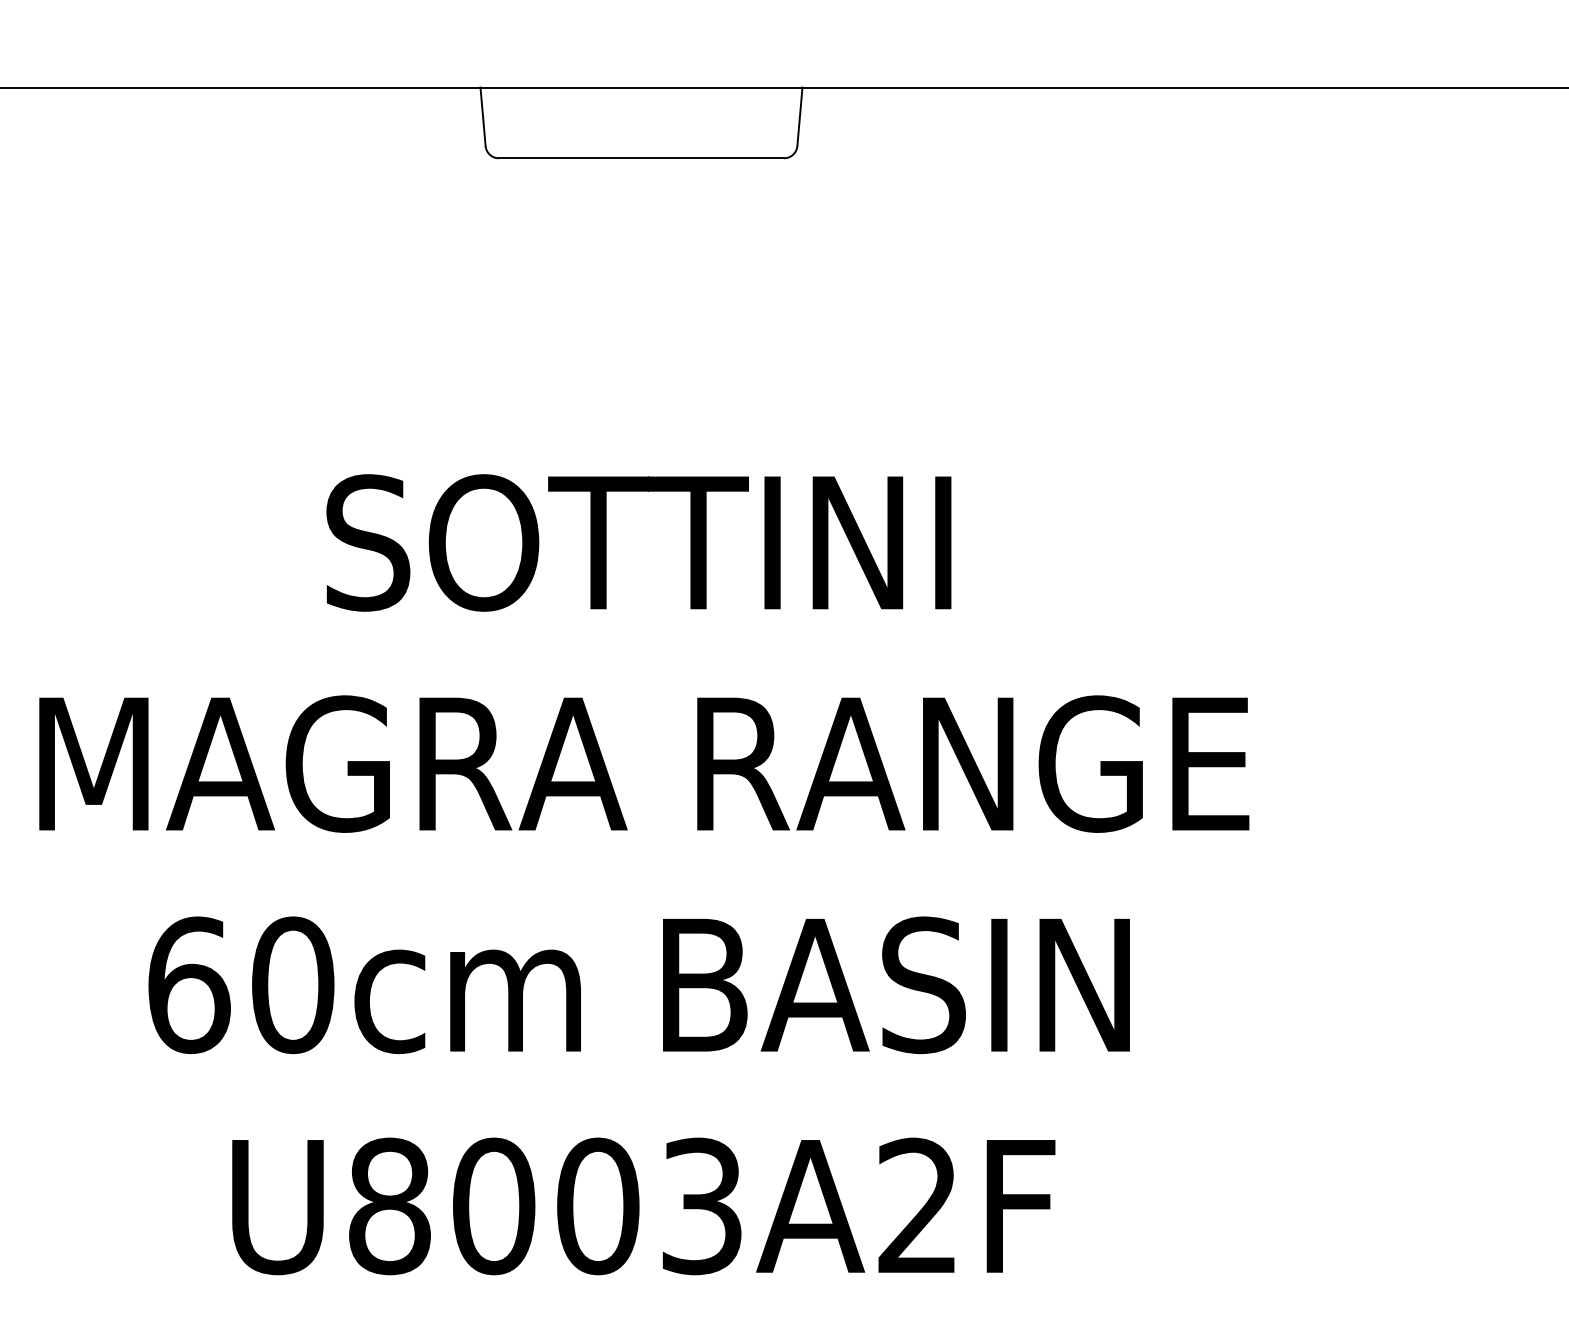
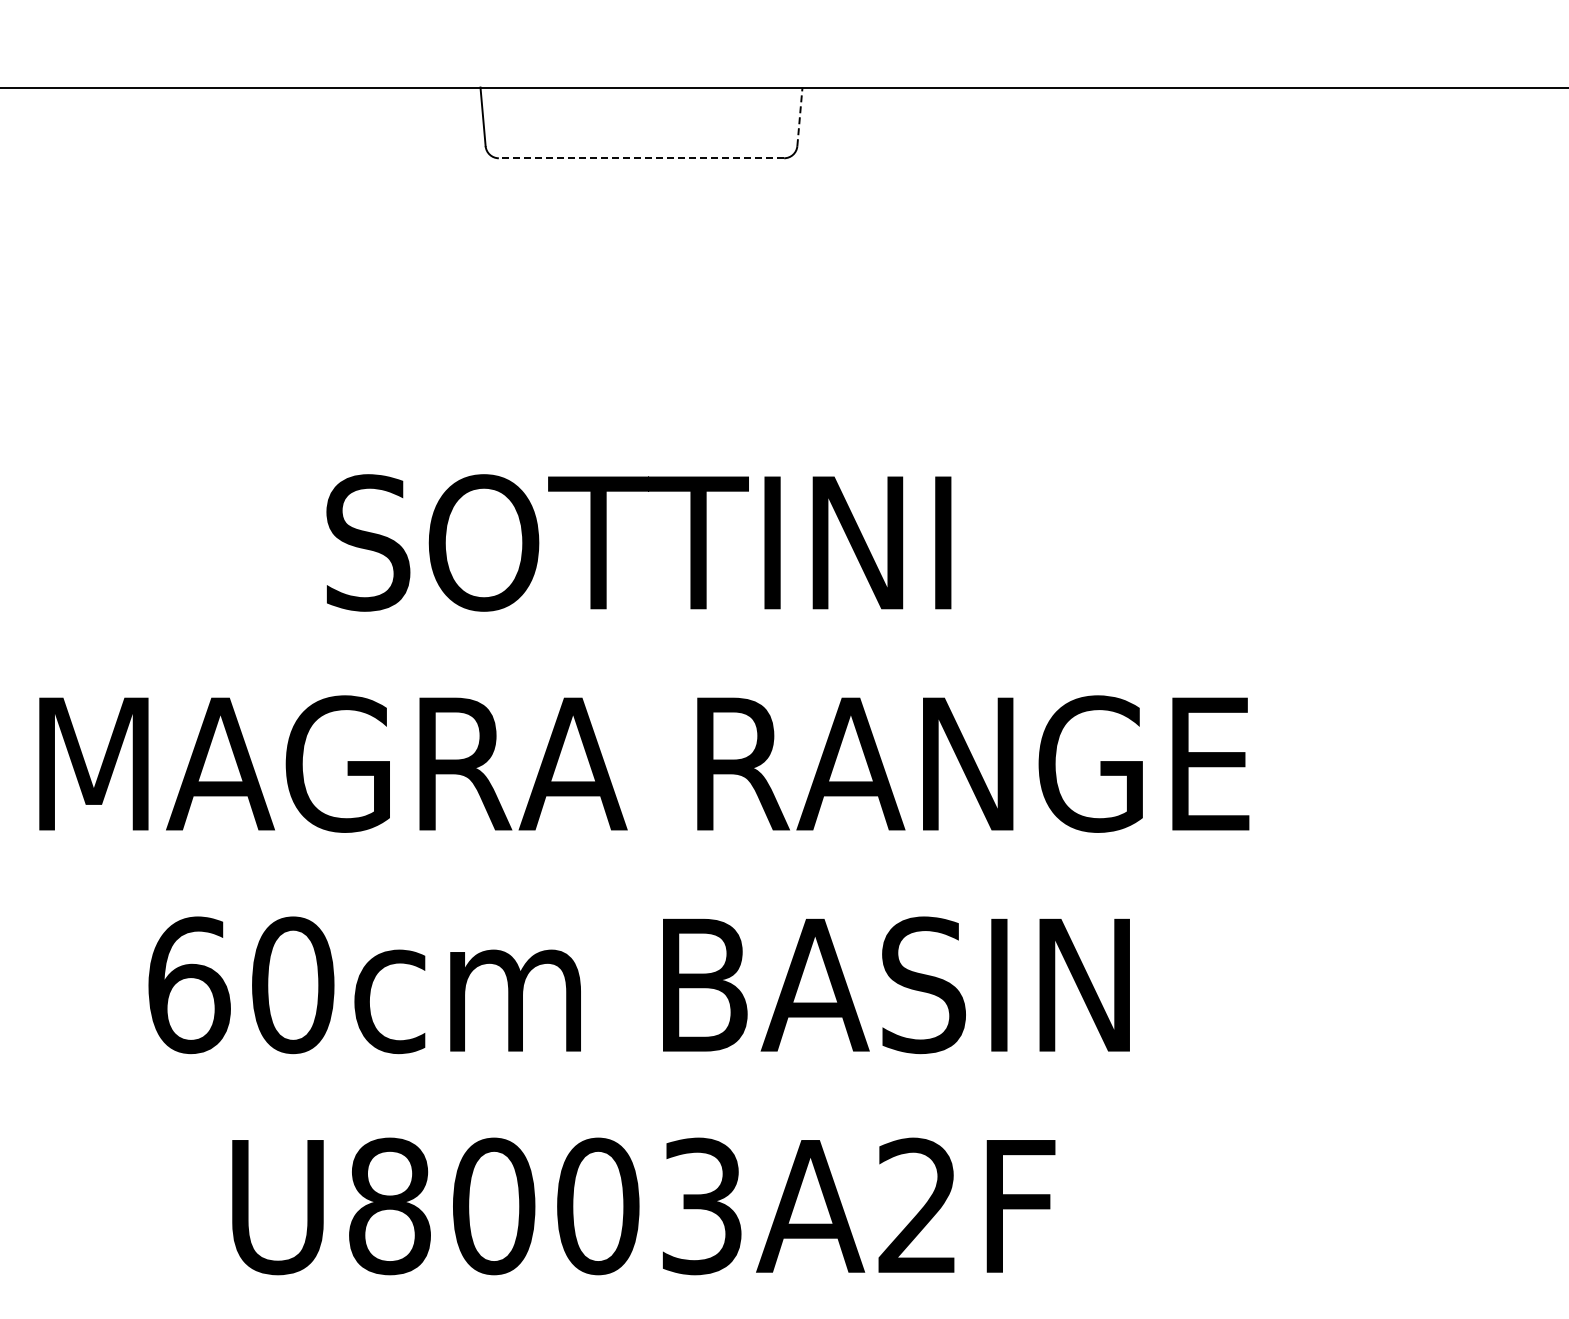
line: solid -> dashed (799, 116)
line: solid -> dashed (641, 158)
